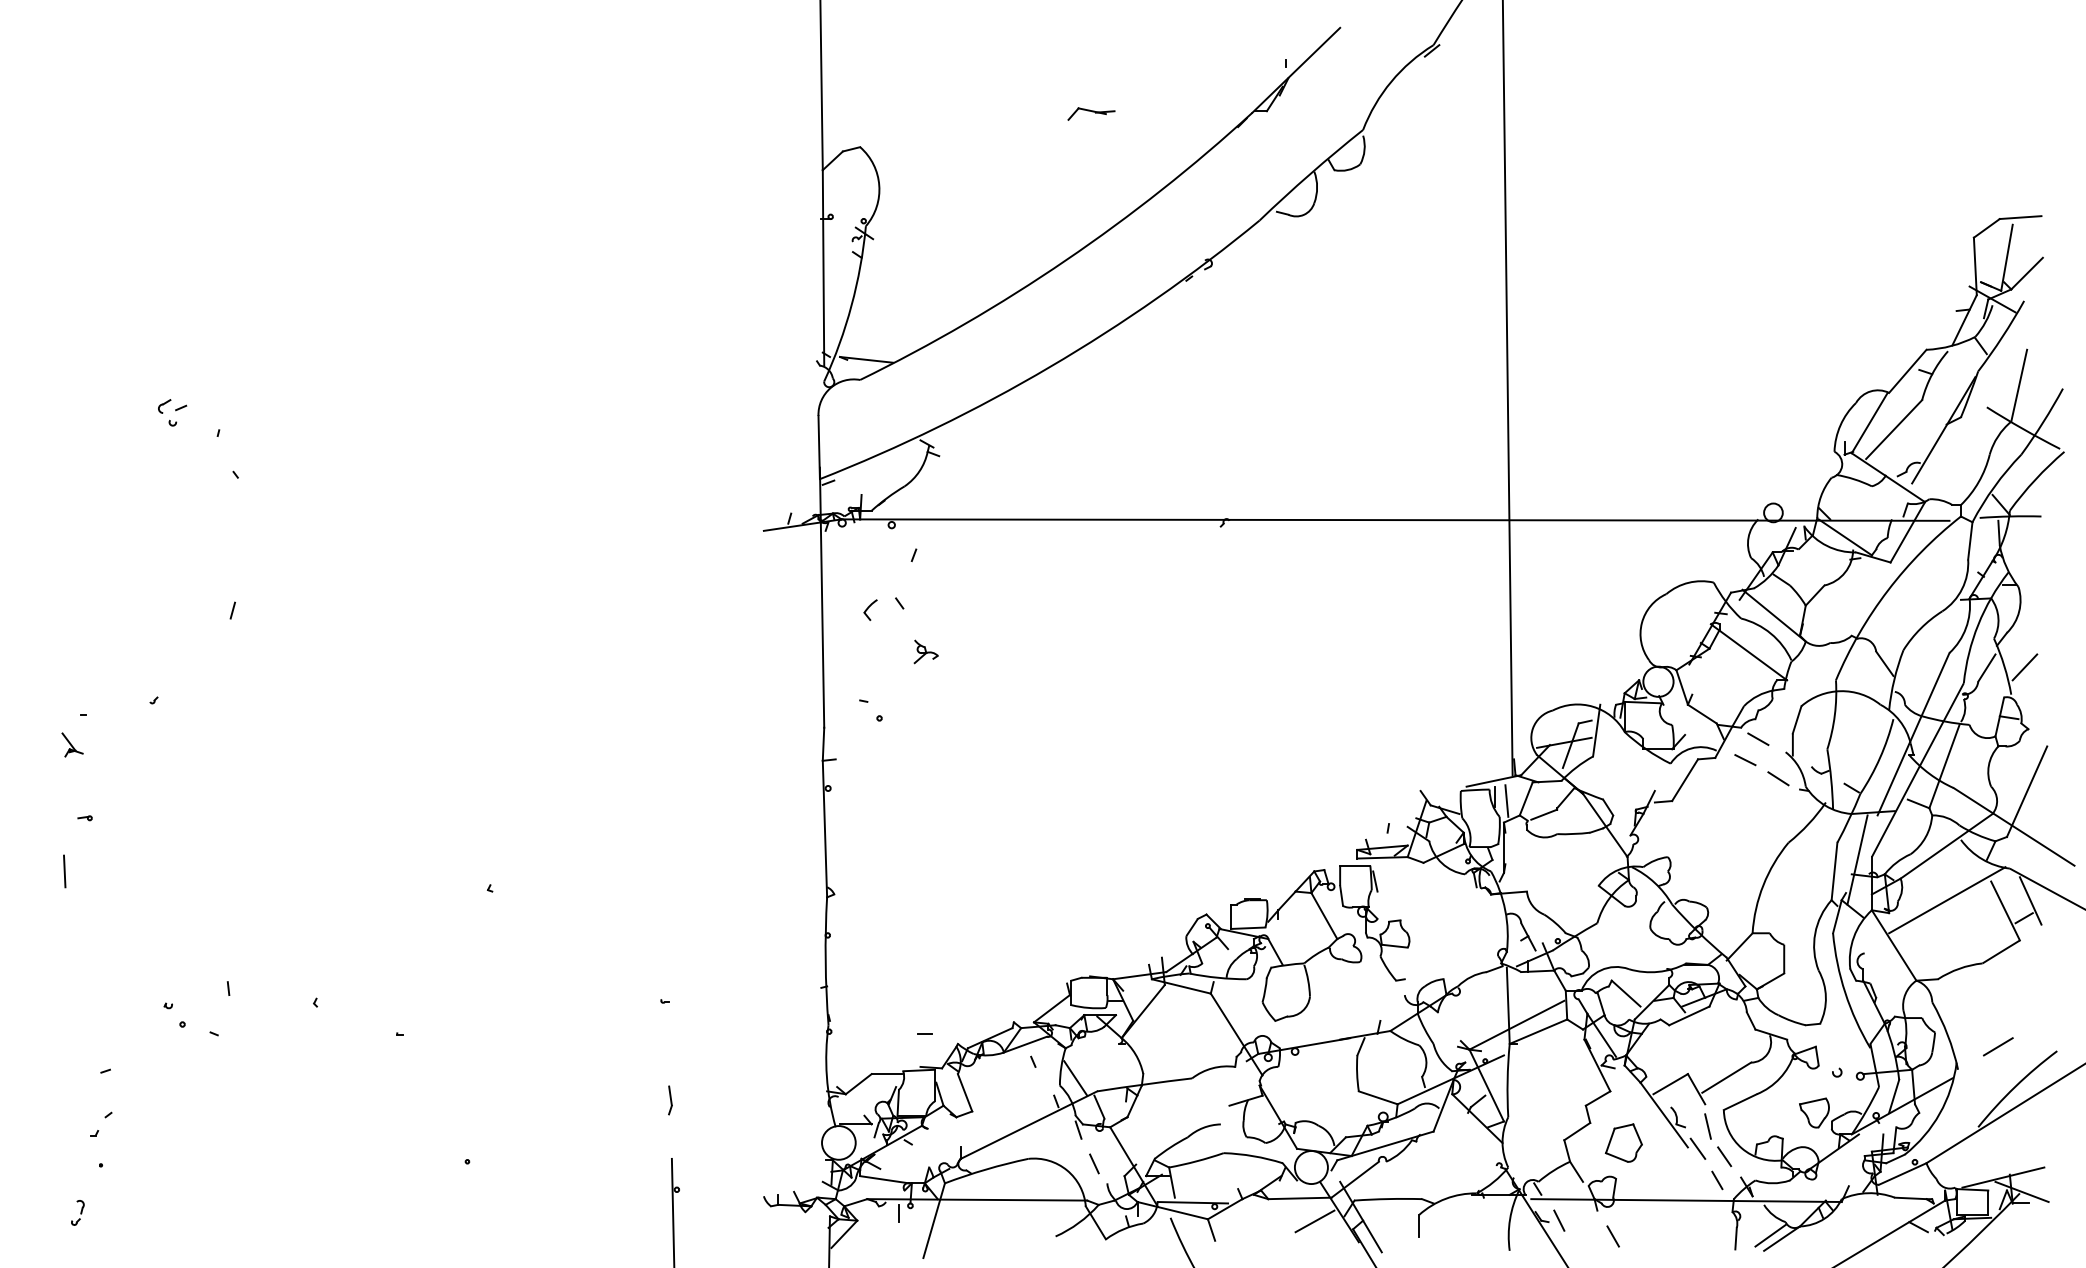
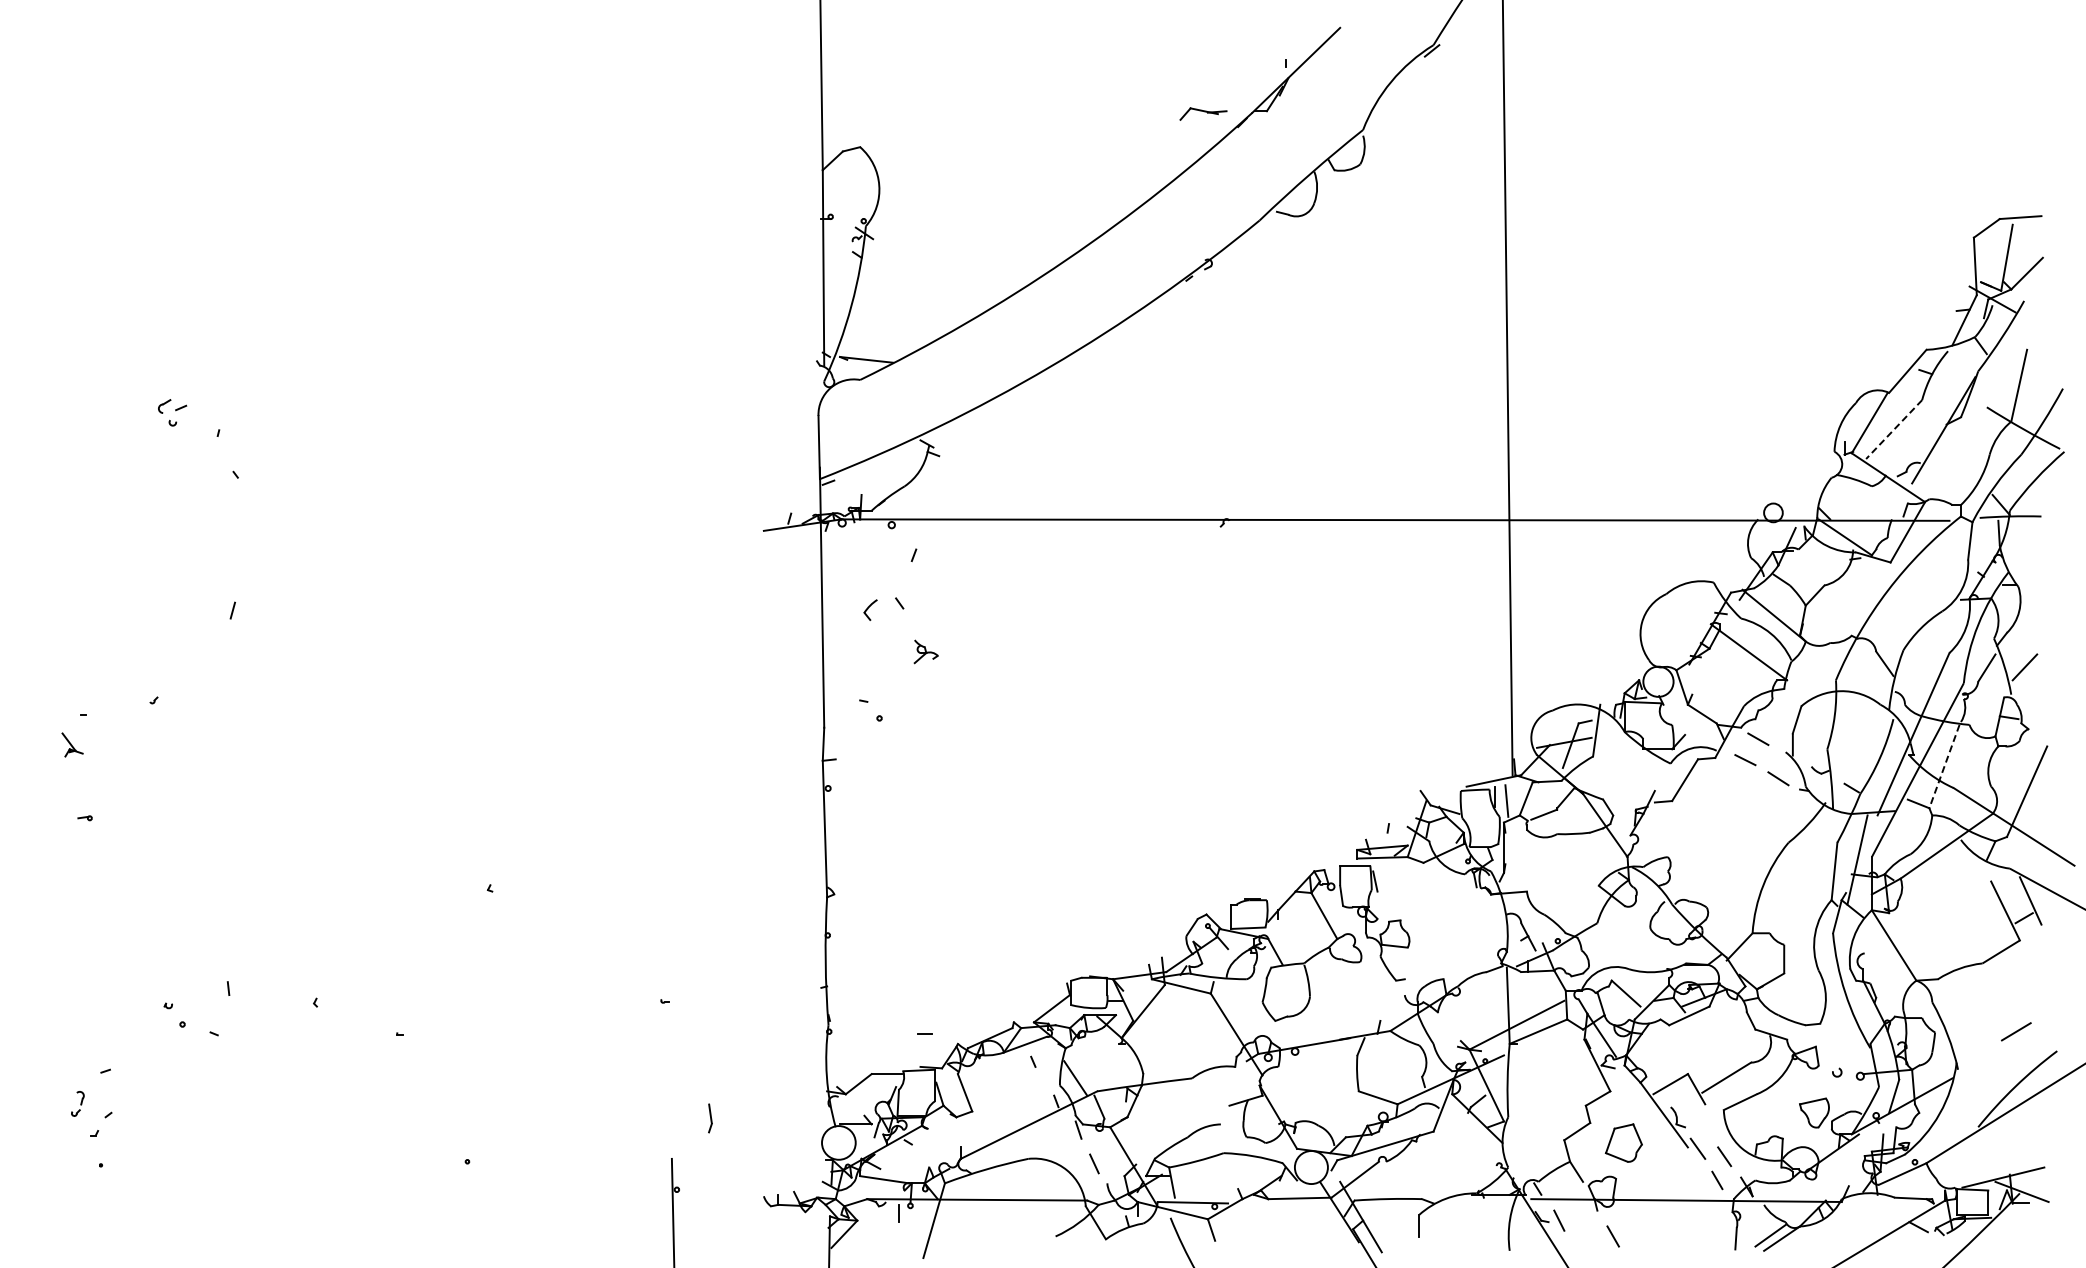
part position: (1091, 113) -> (1203, 113) (1203, 113)
line: solid -> dashed (1894, 429)
line: solid -> dashed (1944, 767)
line: present -> none (64, 871)
line: present -> none (1947, 900)
line position: (1998, 1046) -> (2016, 1031) (2016, 1031)
part position: (670, 1100) -> (710, 1118) (710, 1118)
line: present -> none (1707, 1126)
part position: (77, 1212) -> (77, 1103) (77, 1103)
line: present -> none (1314, 1221)
